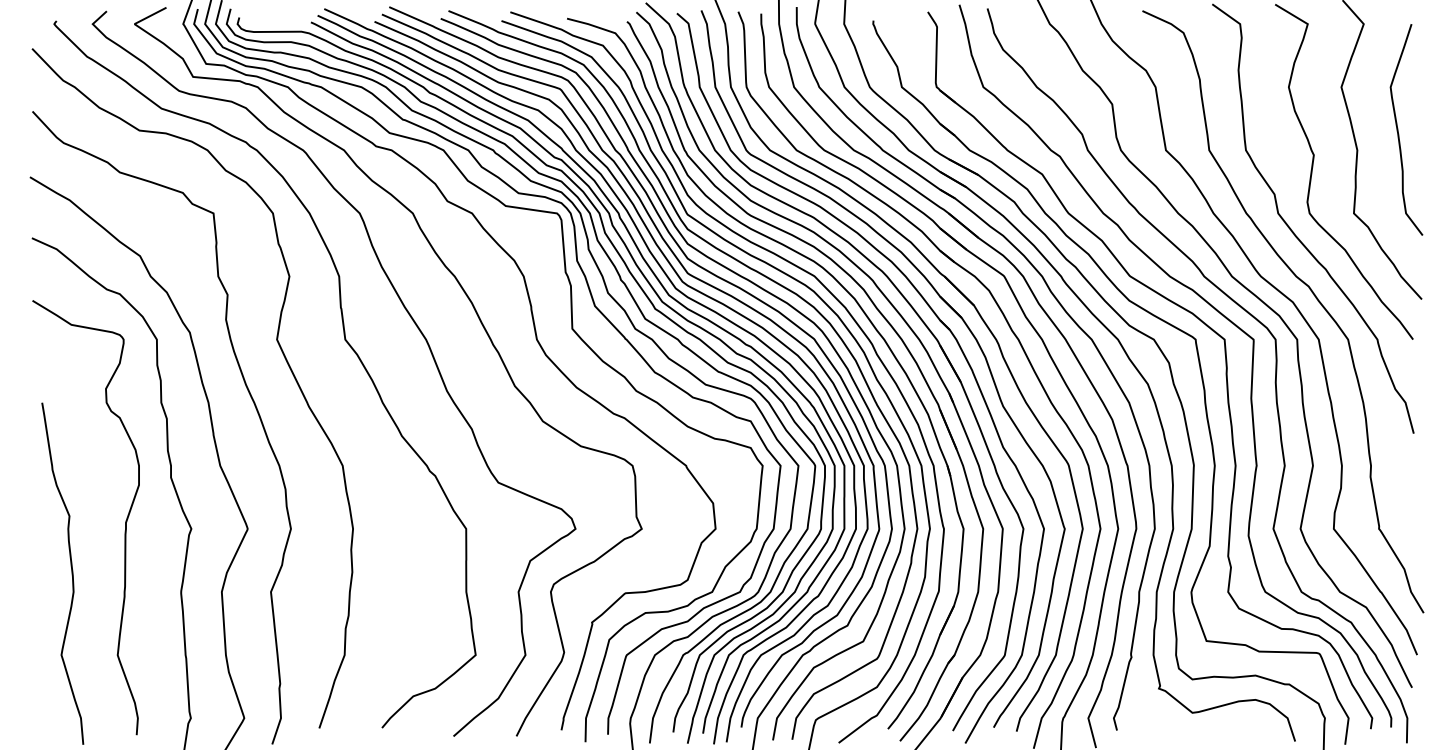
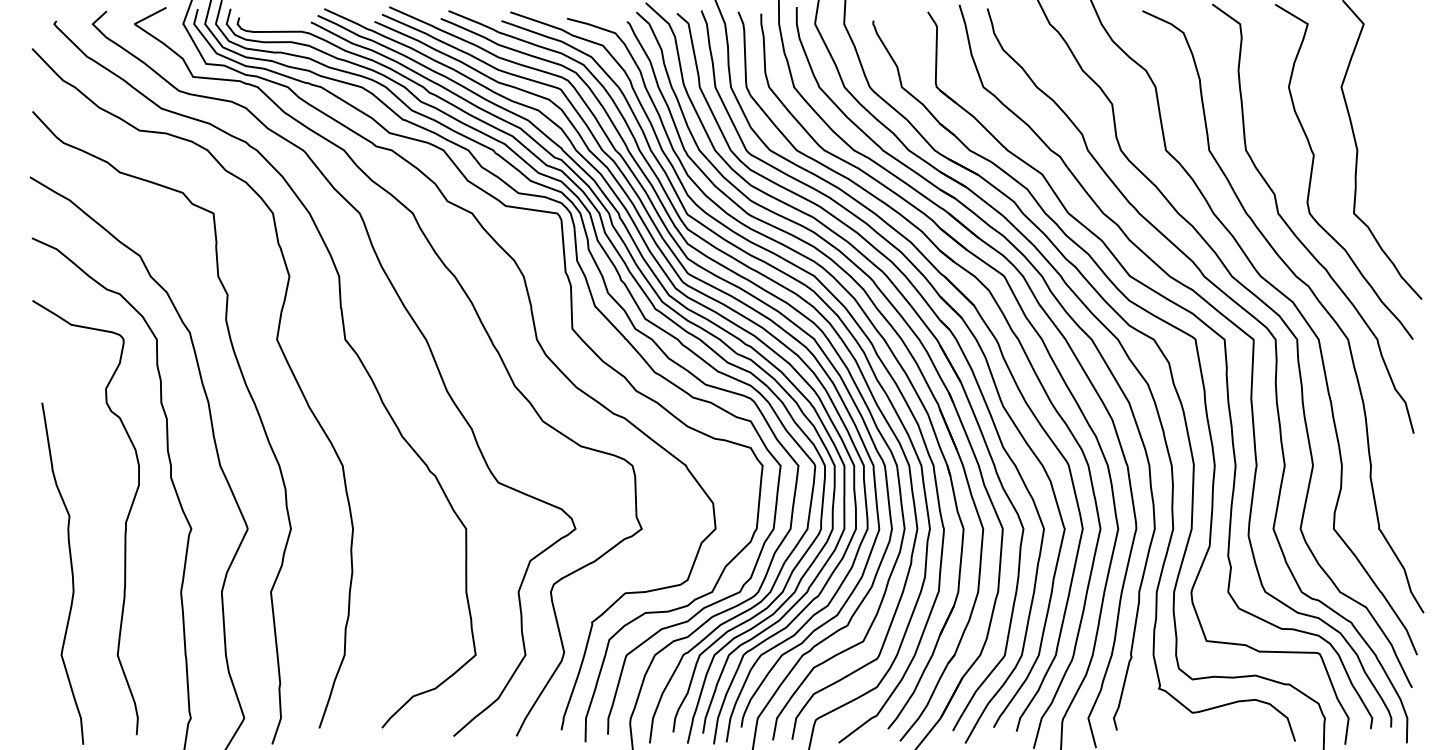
curve: present -> none (1398, 129)
